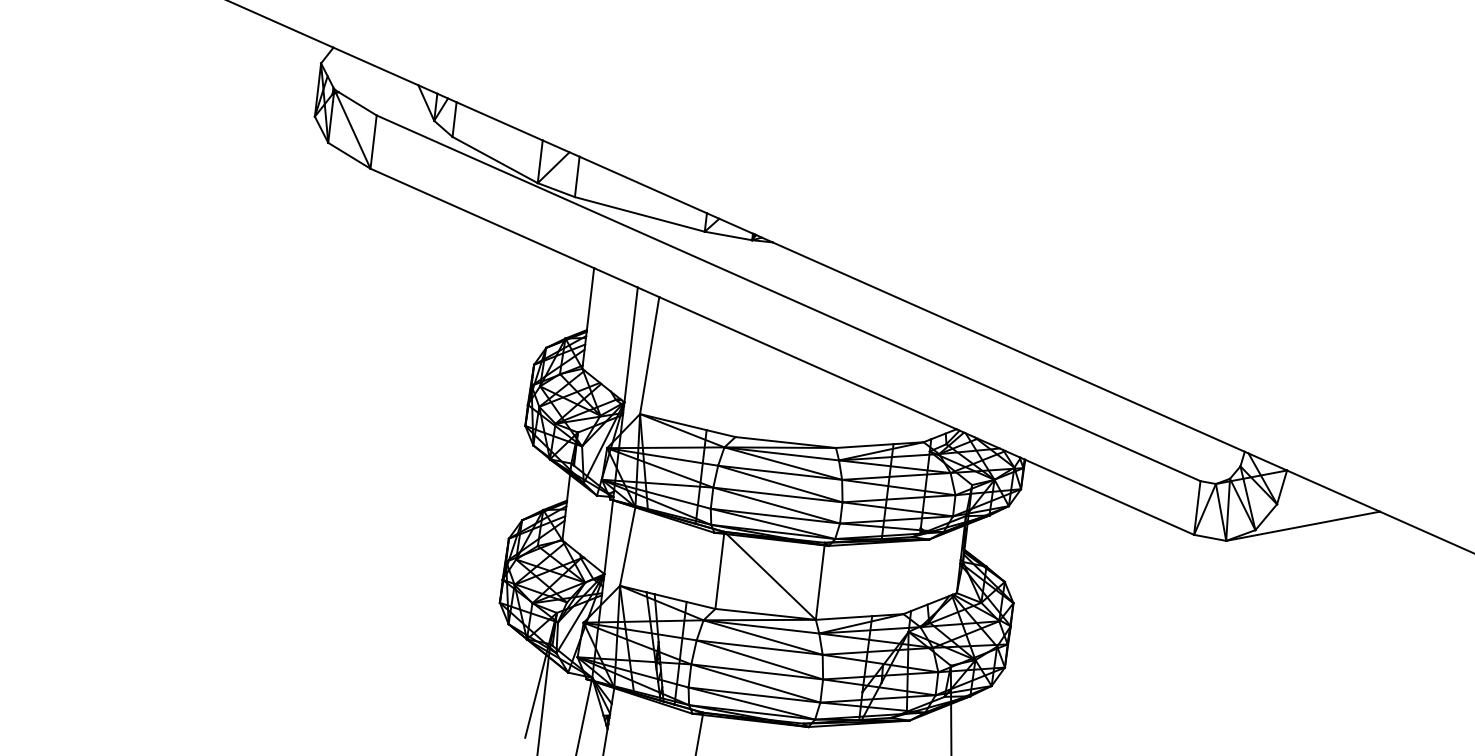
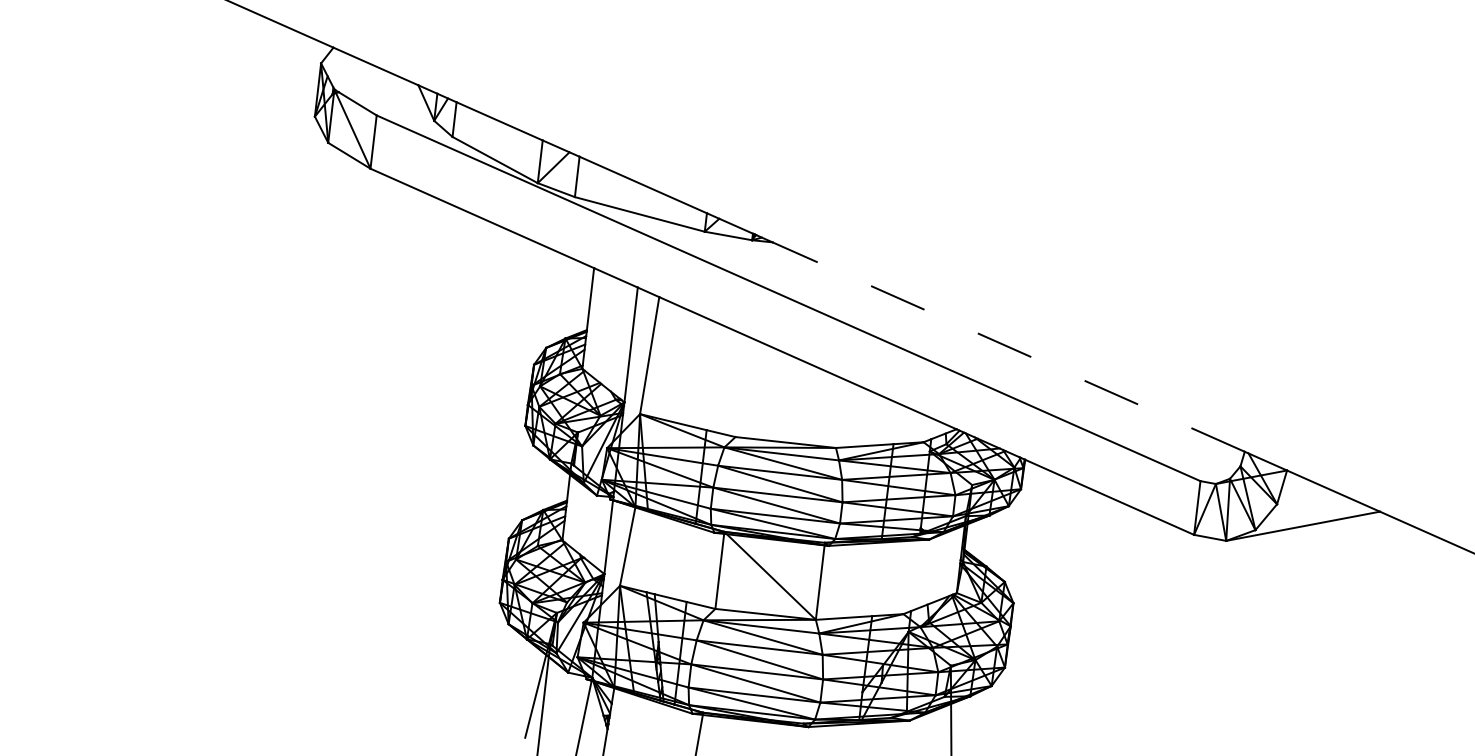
line: solid -> dashed (1008, 346)
